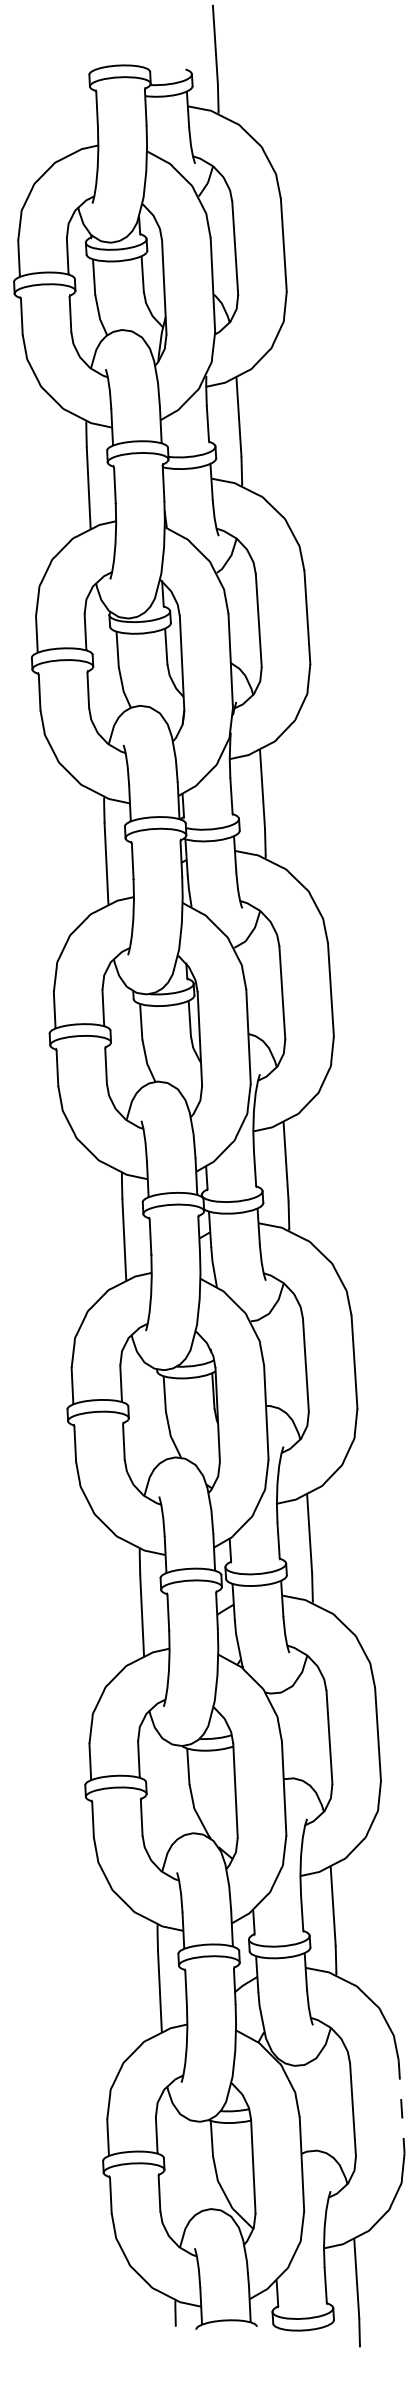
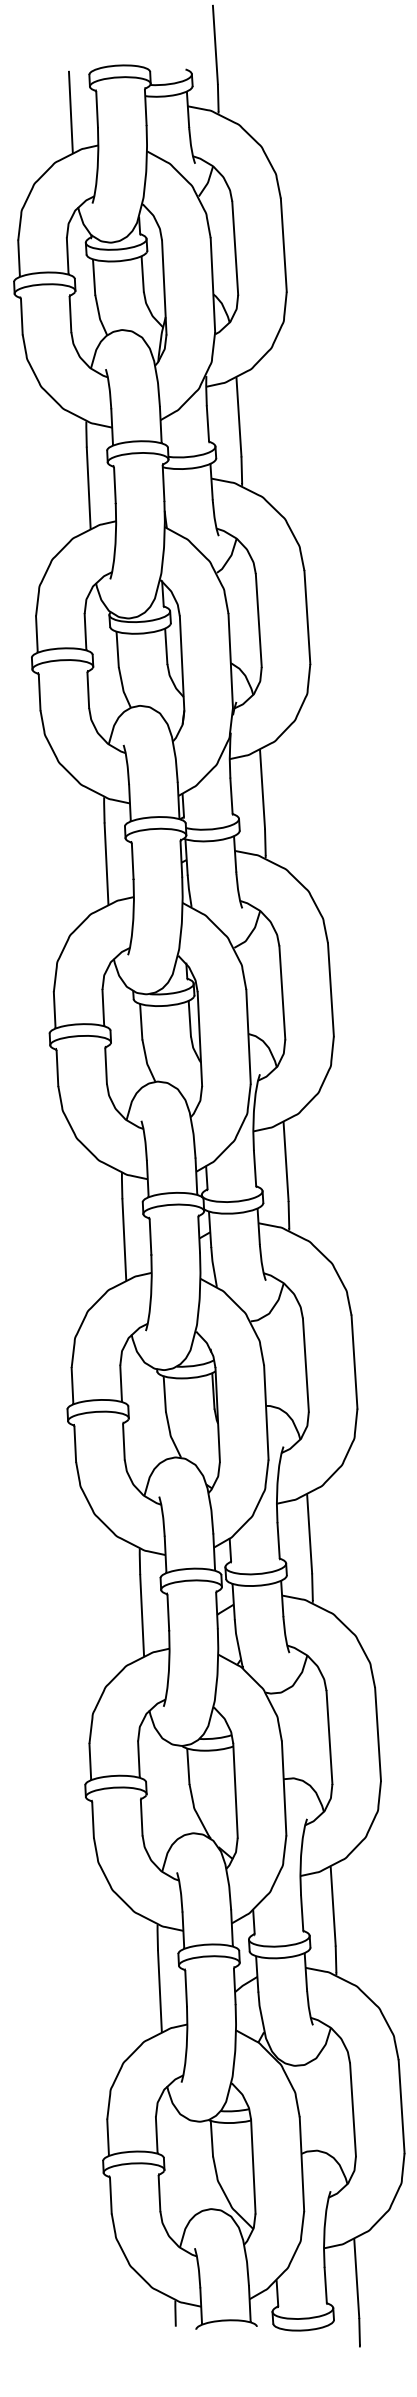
line: none -> present (70, 111)
line: dashed -> solid (401, 2106)
